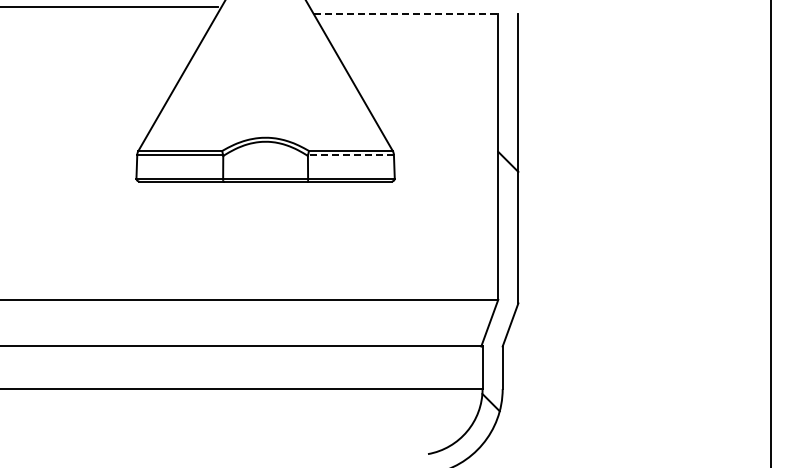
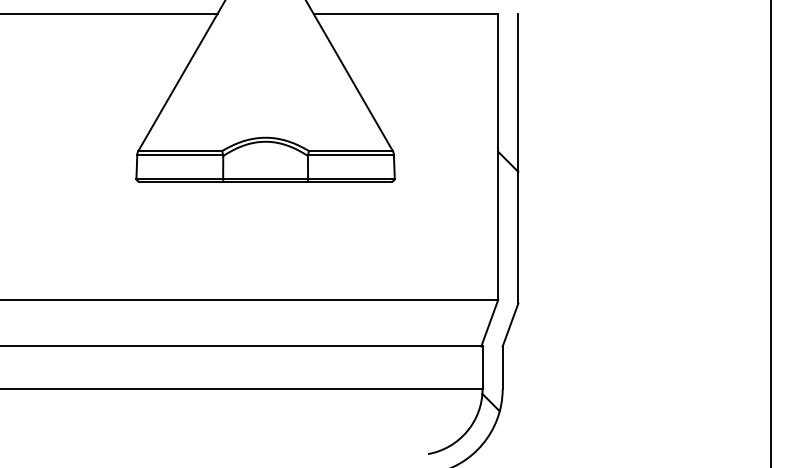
line position: (109, 6) -> (109, 13) (109, 13)
line: dashed -> solid (406, 13)
line: dashed -> solid (351, 155)
